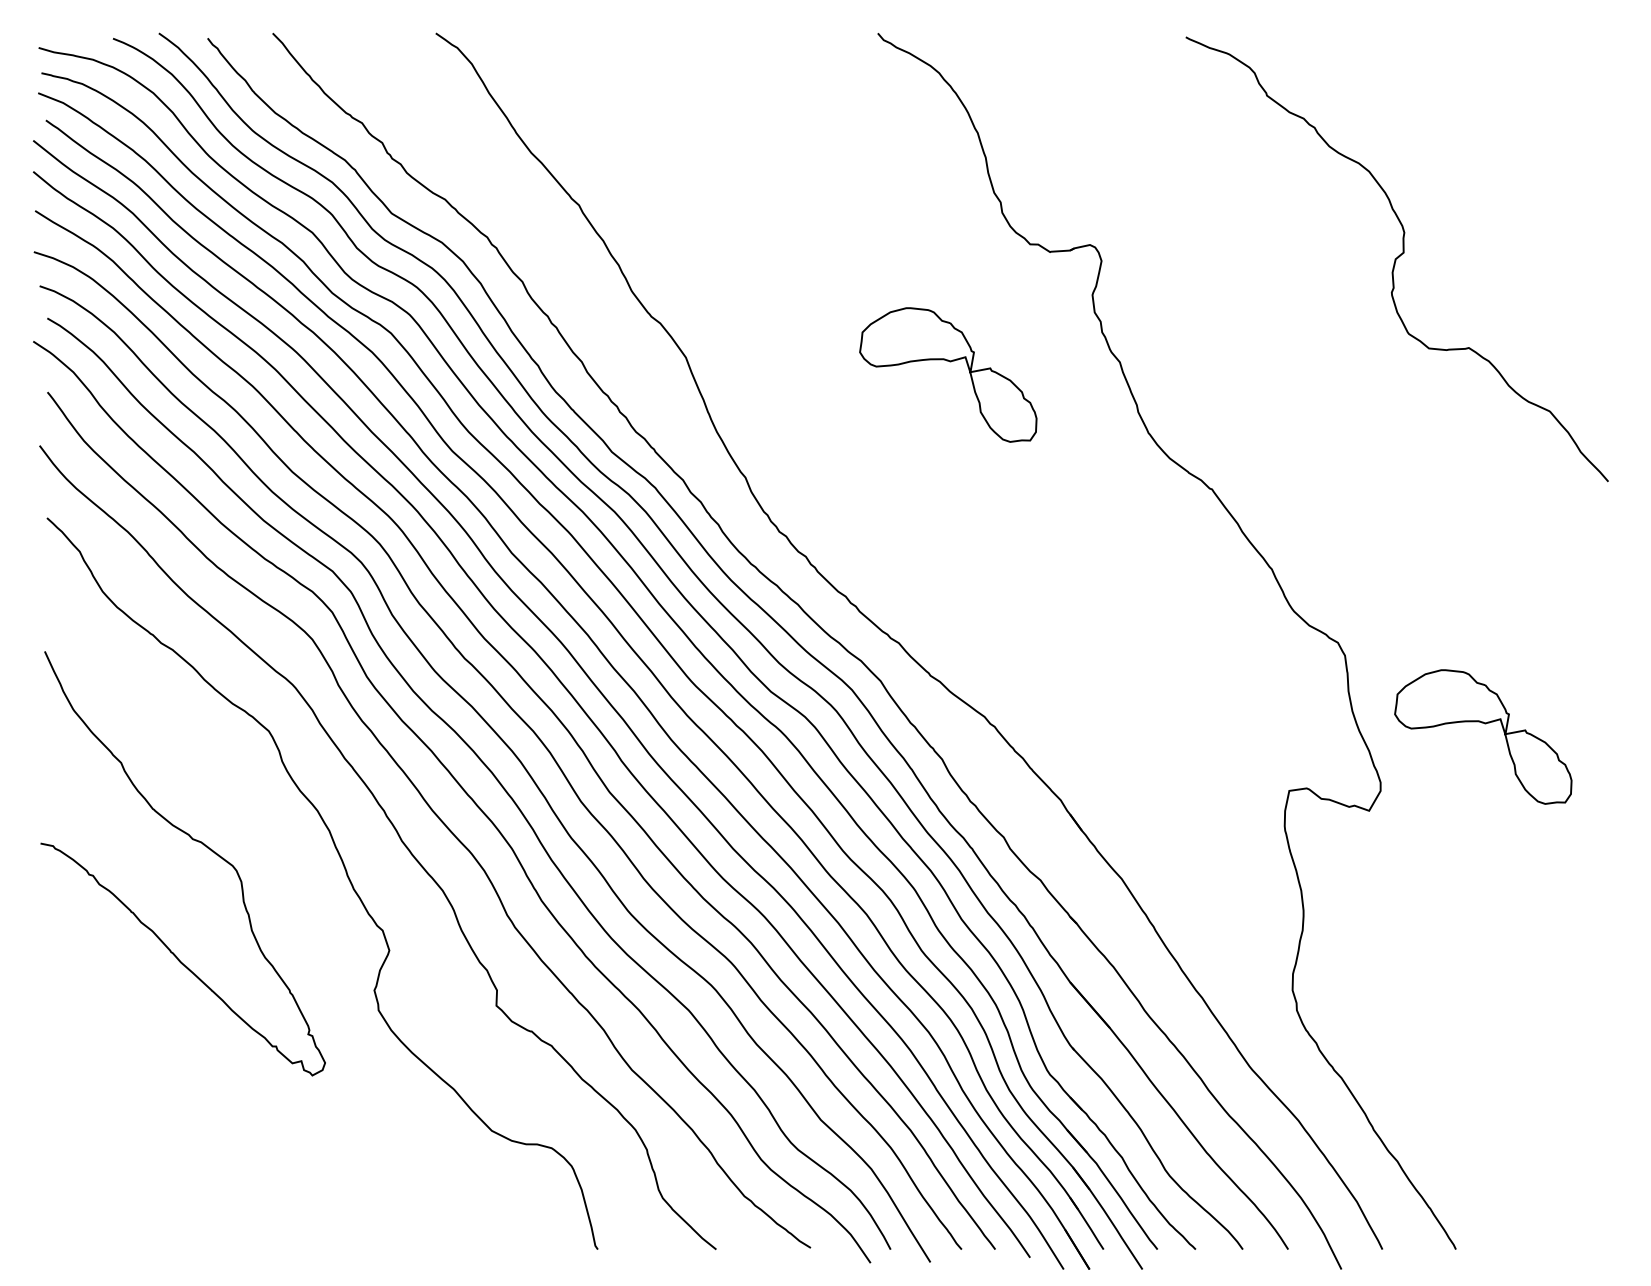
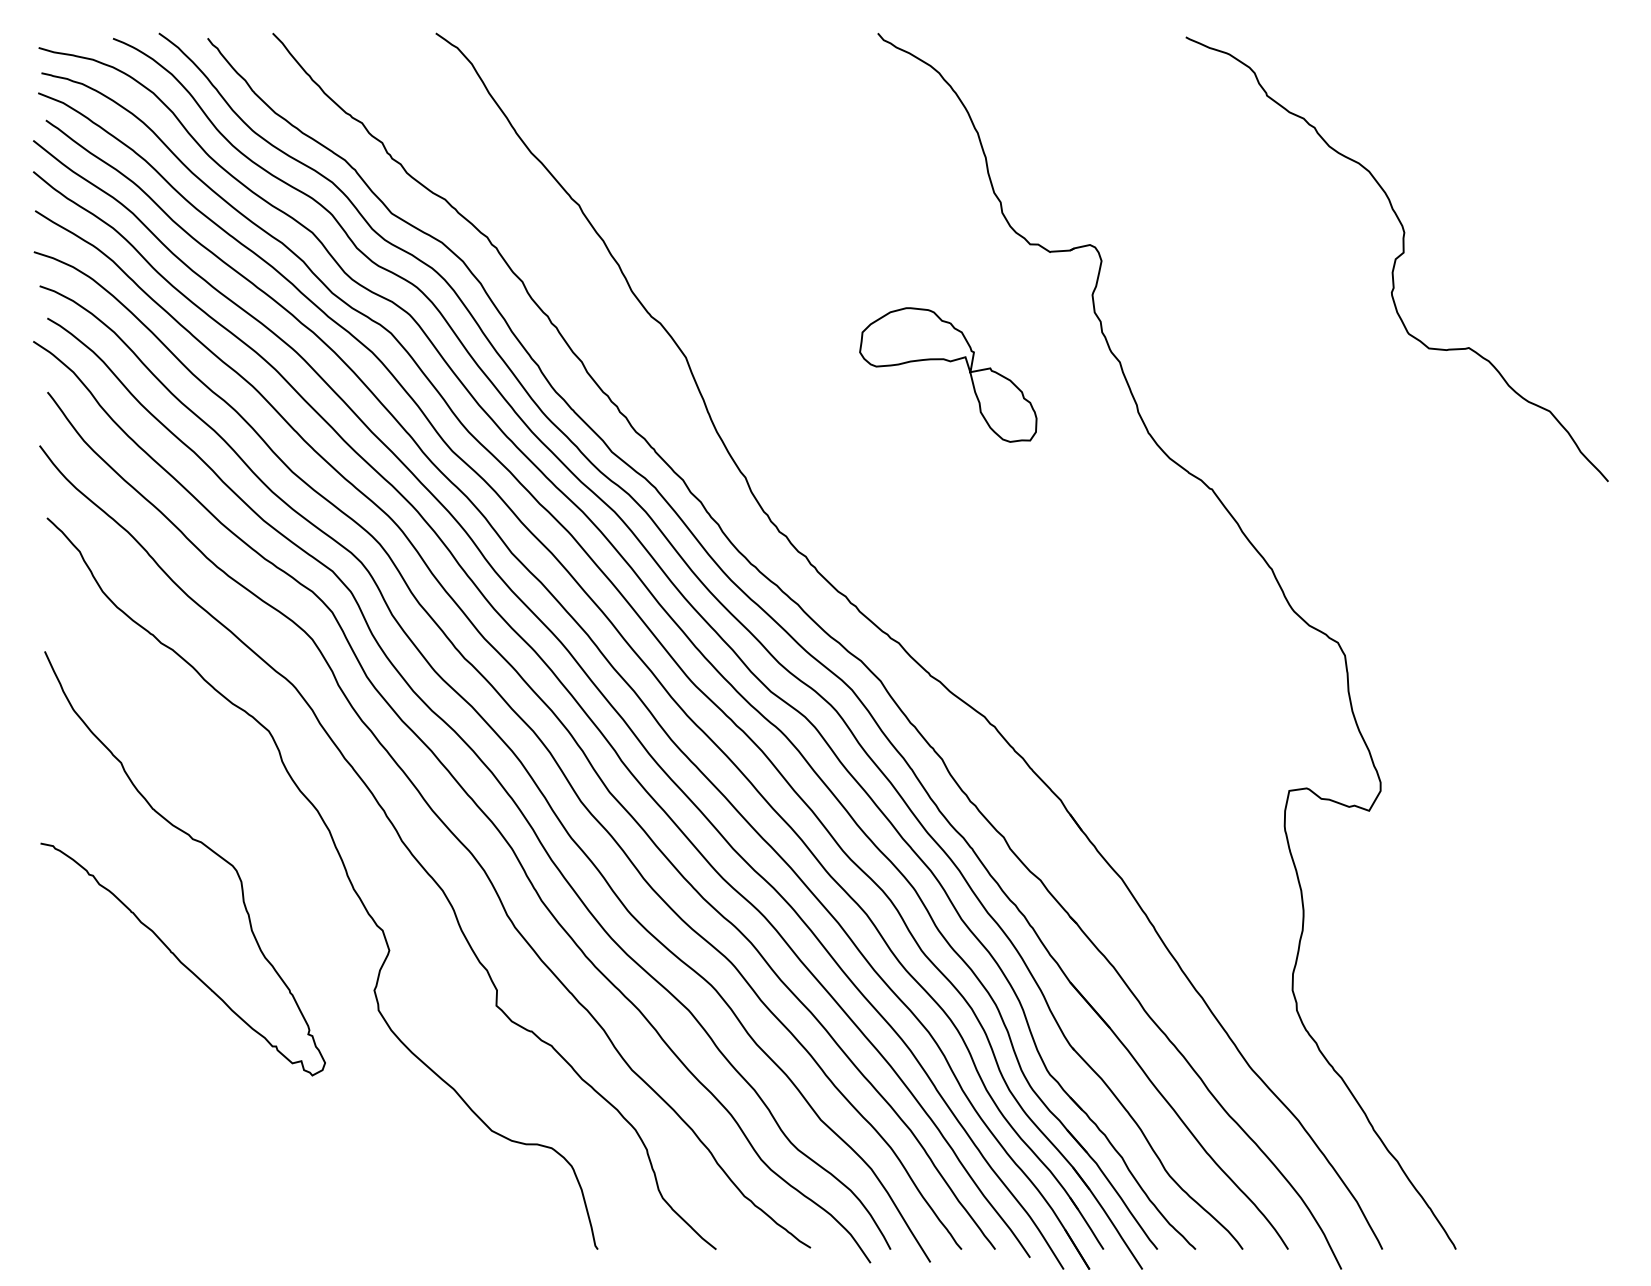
part: present -> none (1484, 724)
